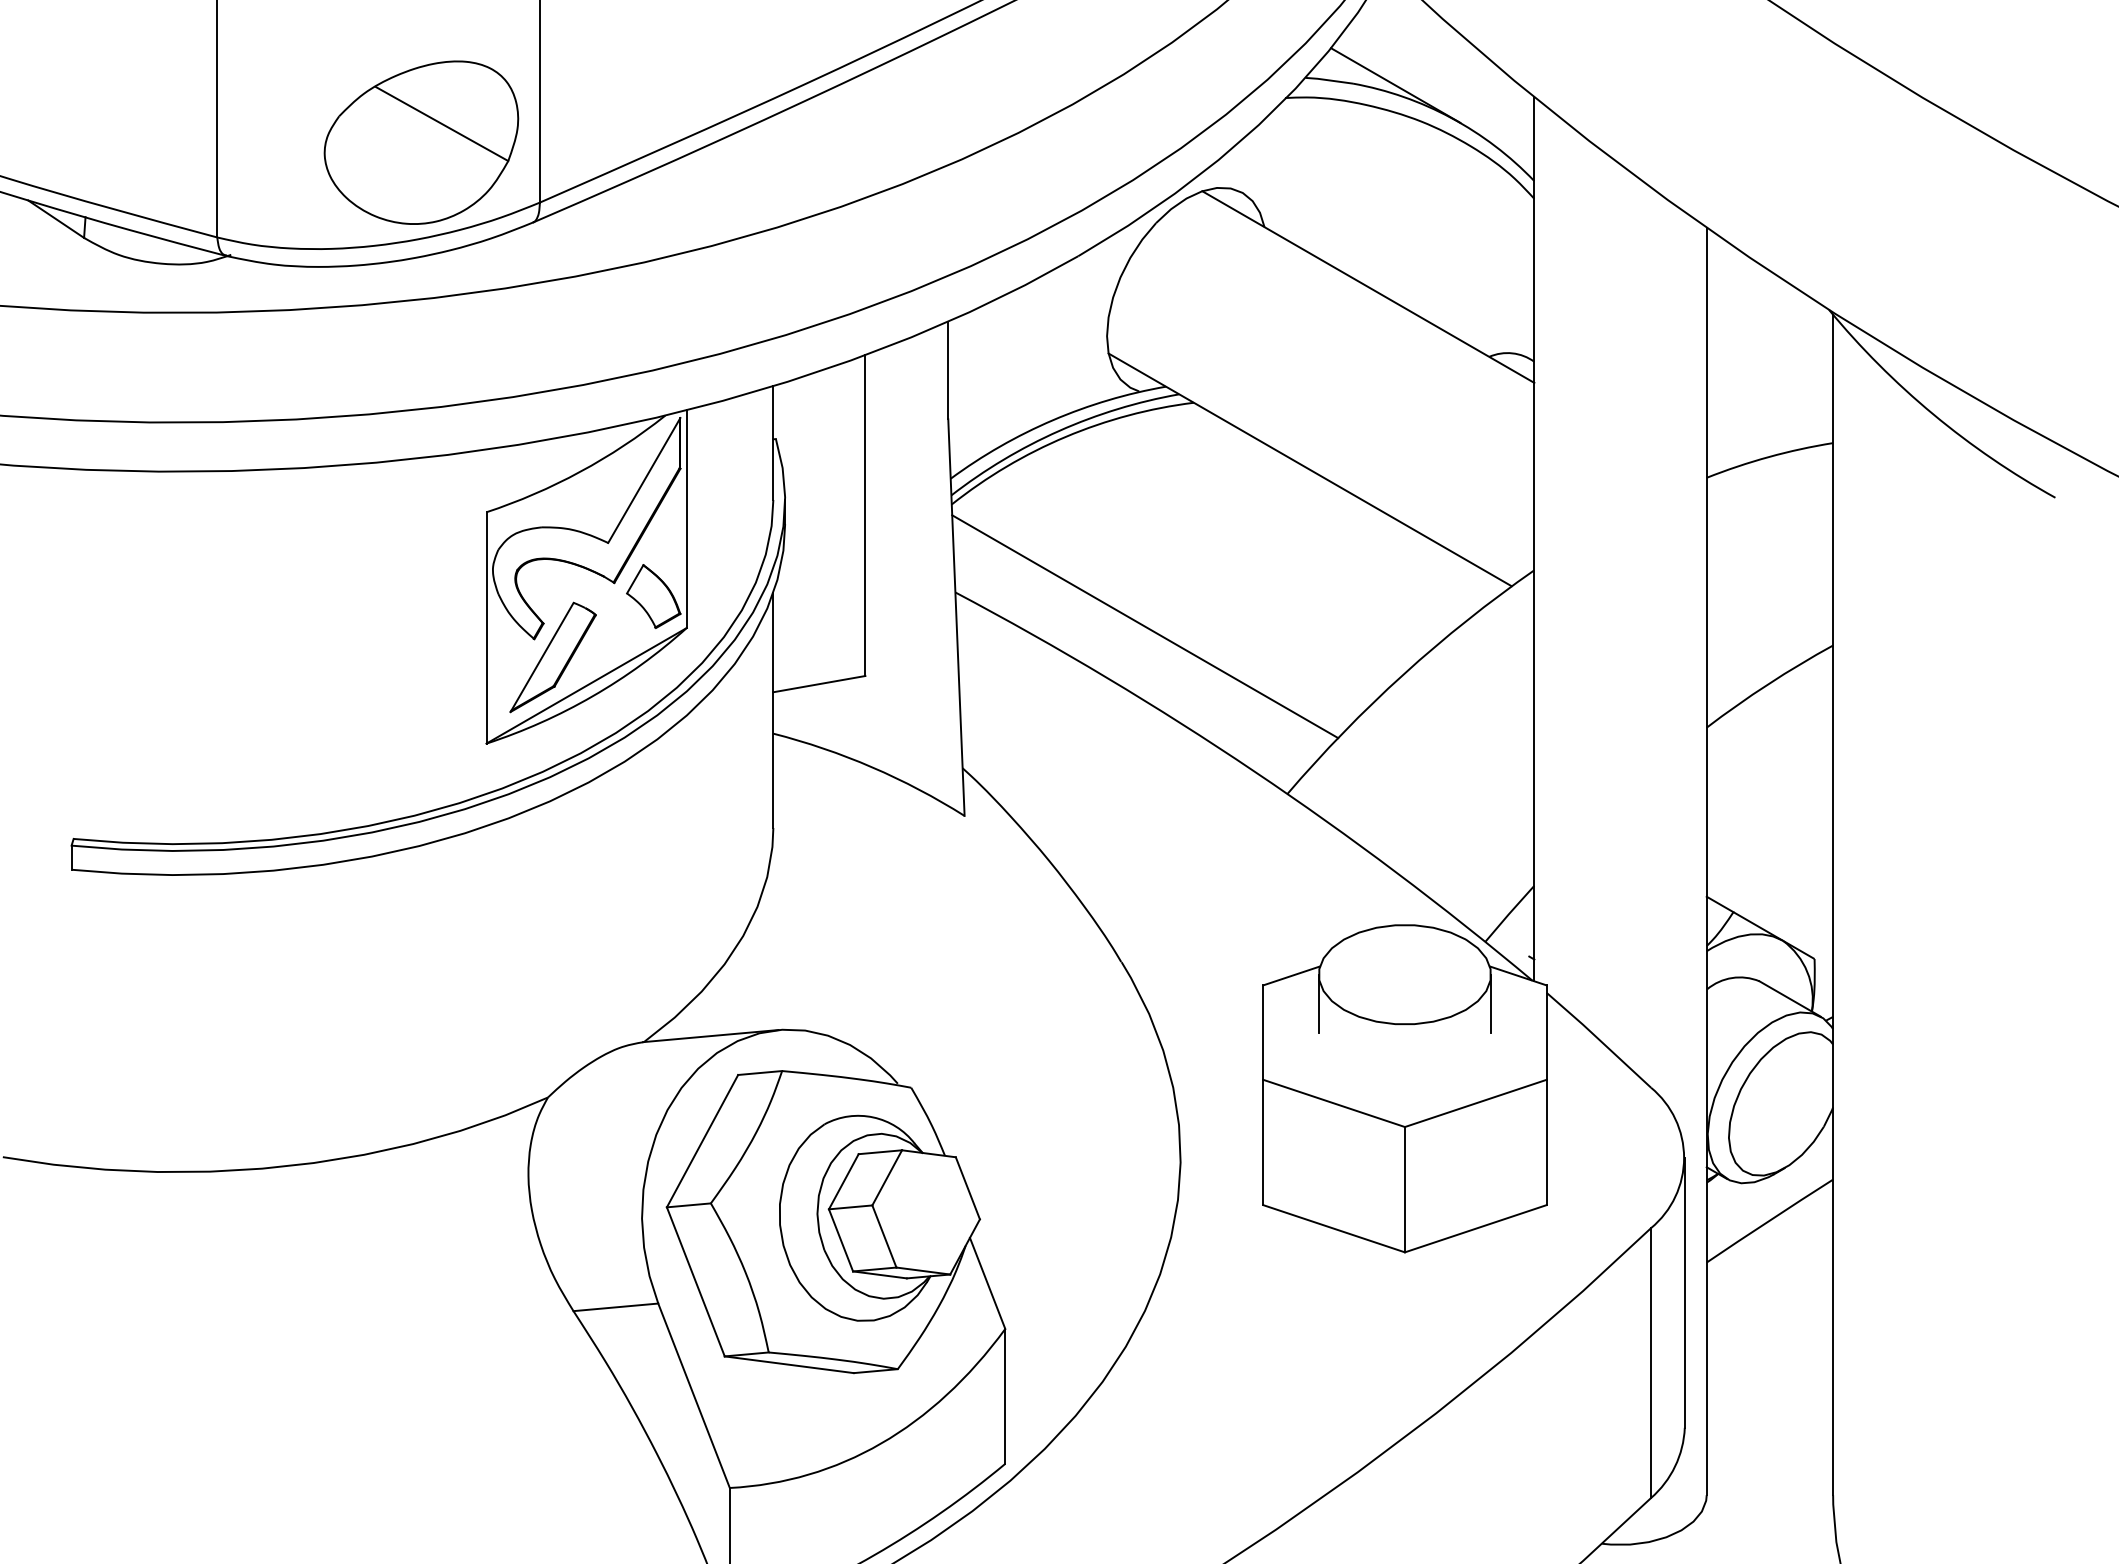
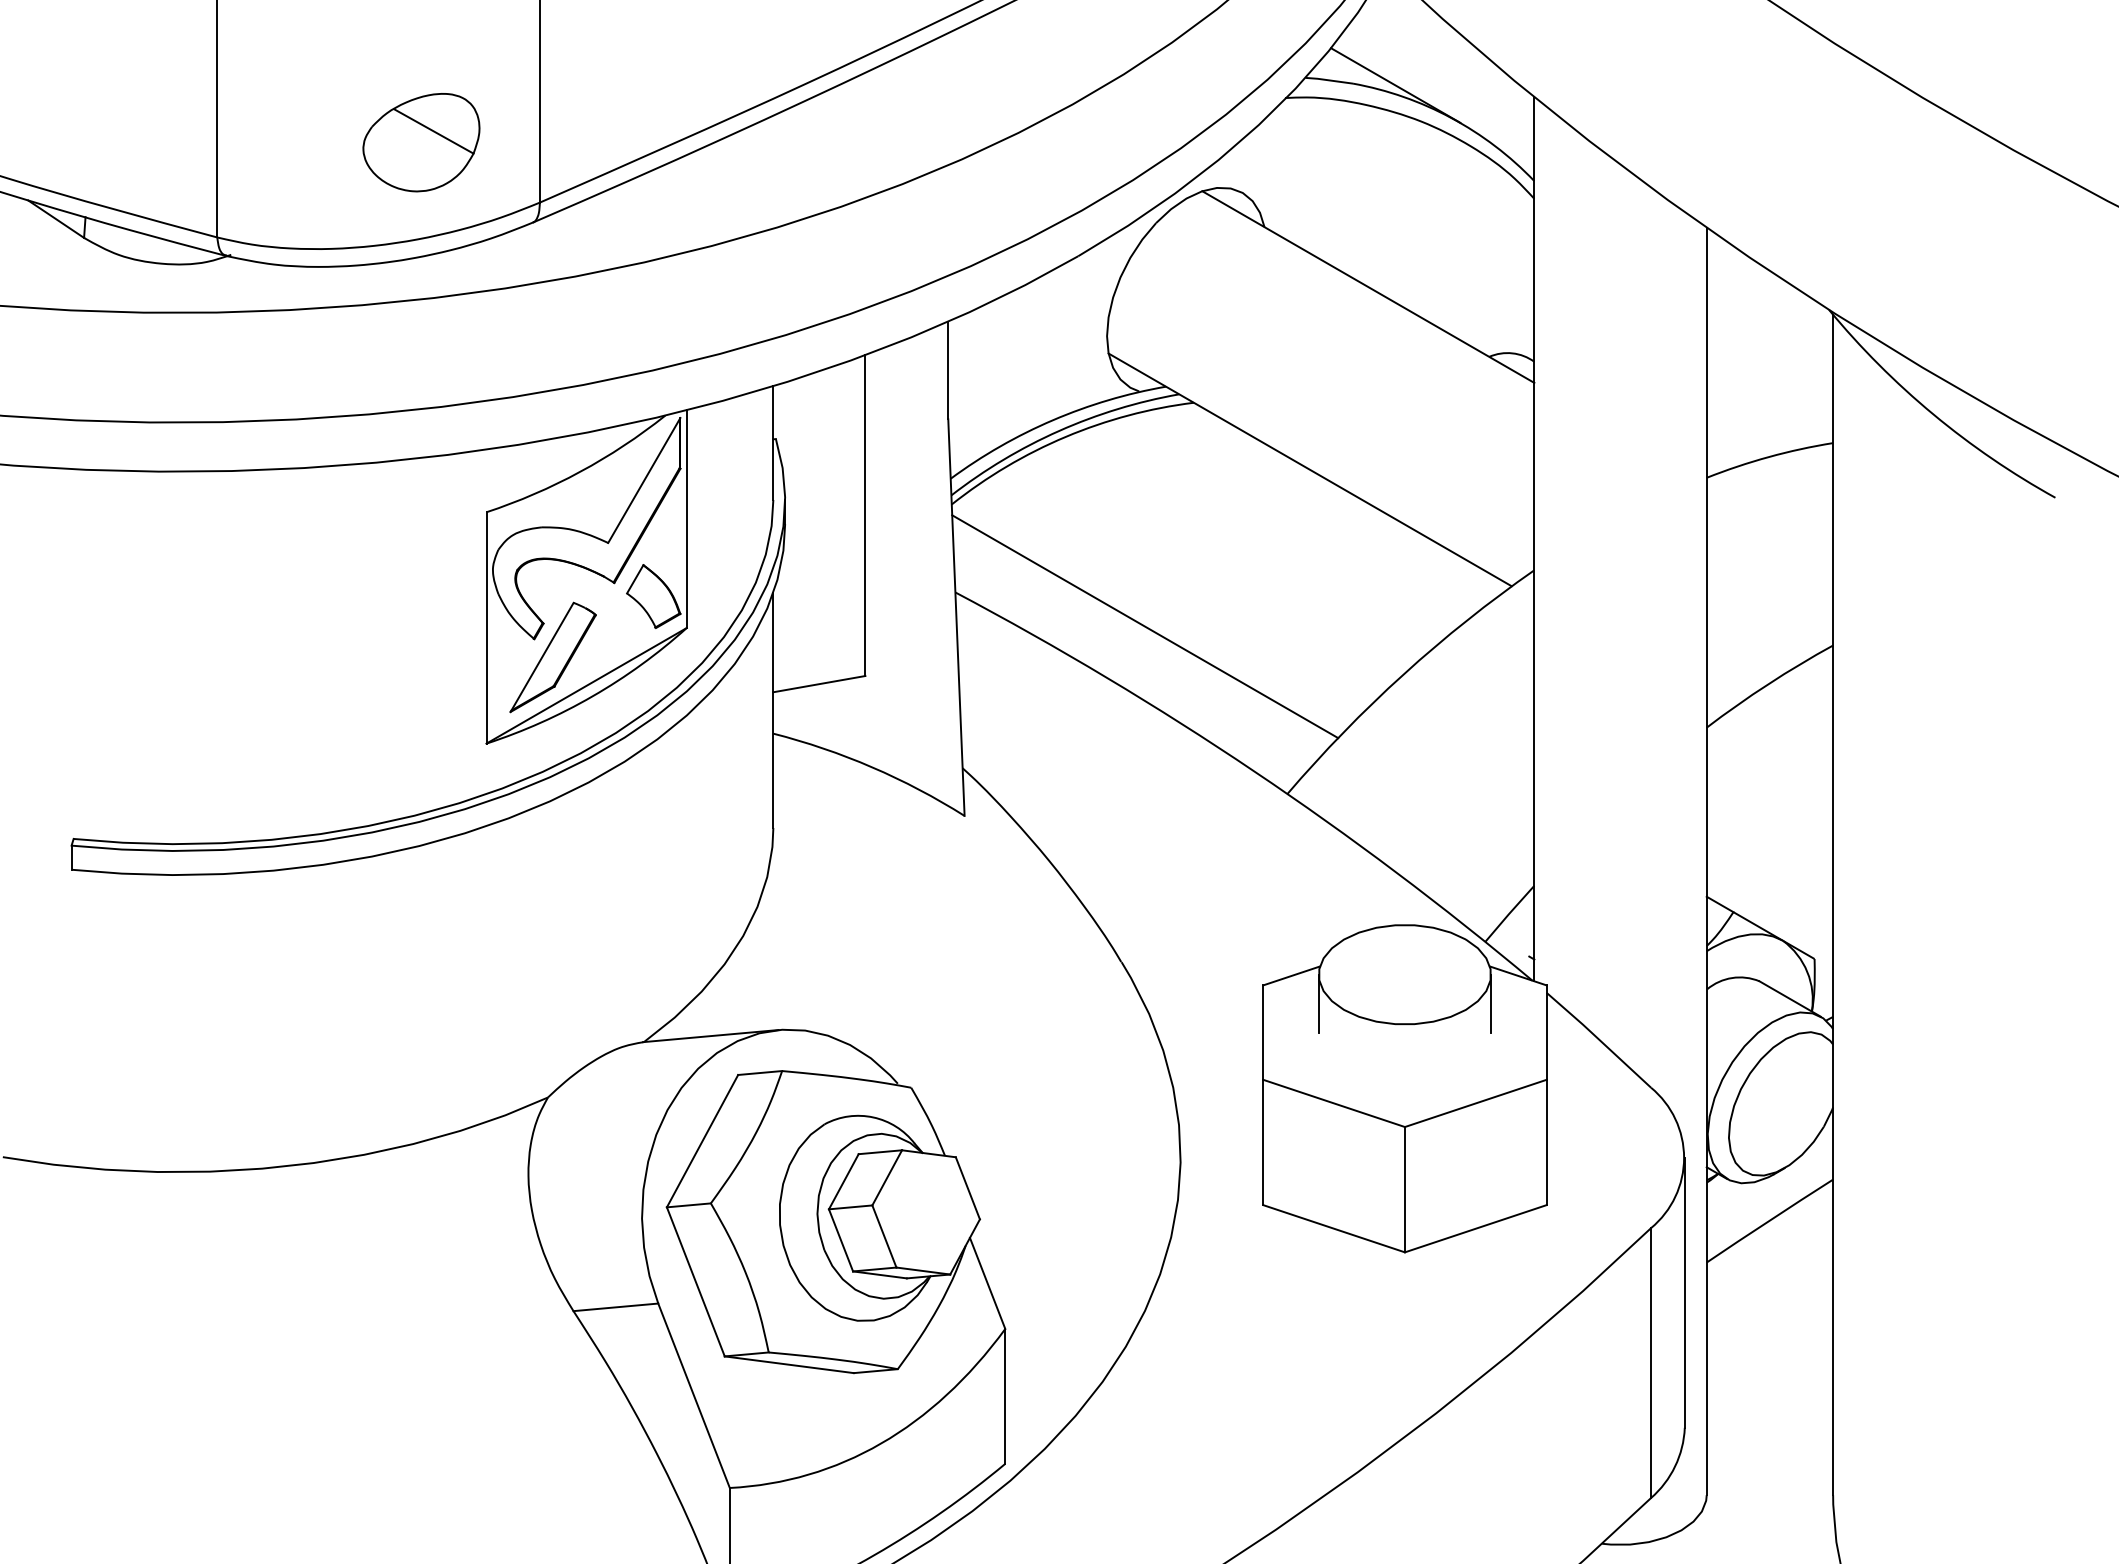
part size: 197x165 px -> 119x100 px (421, 142)
